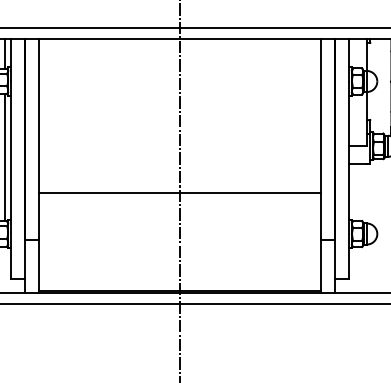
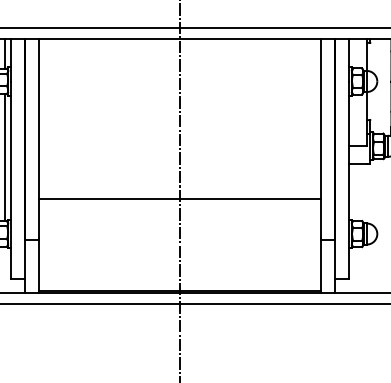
line position: (179, 192) -> (179, 198) (179, 198)
